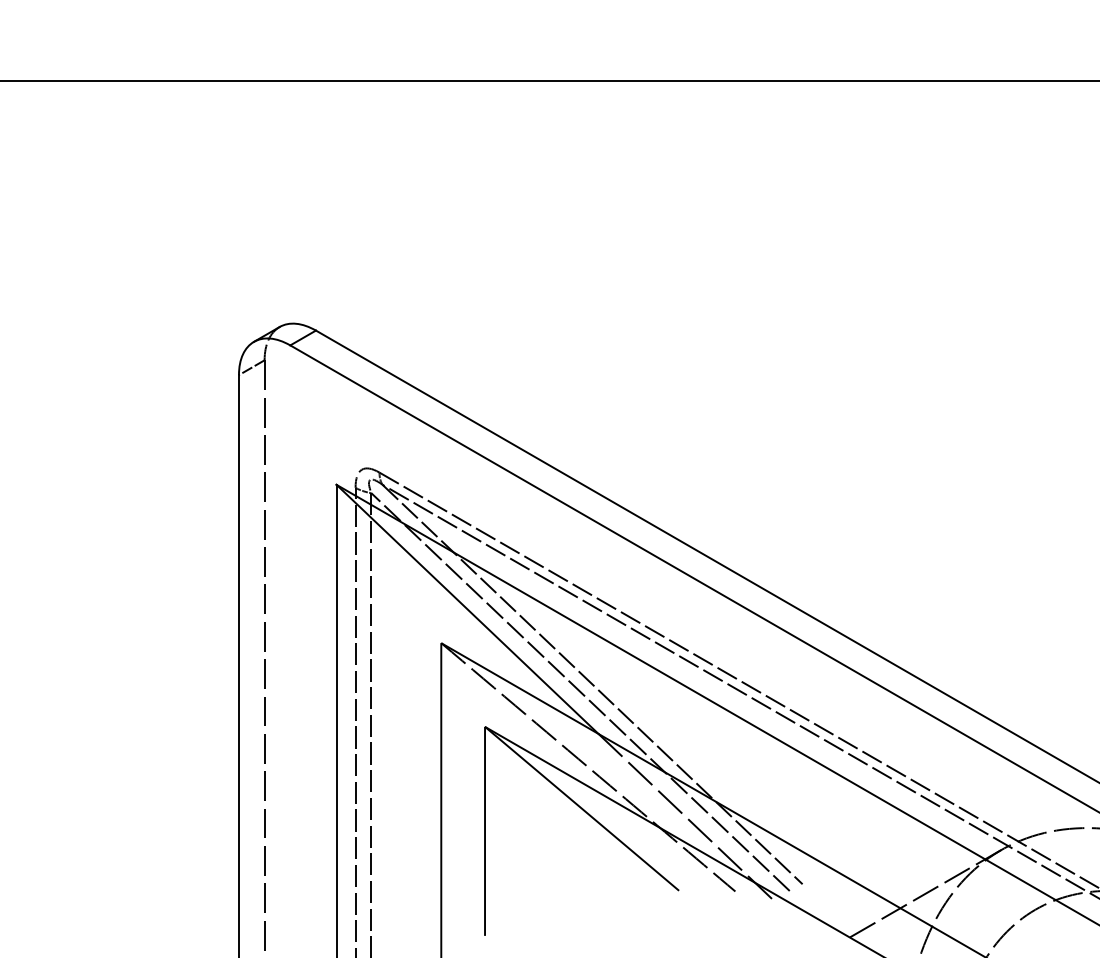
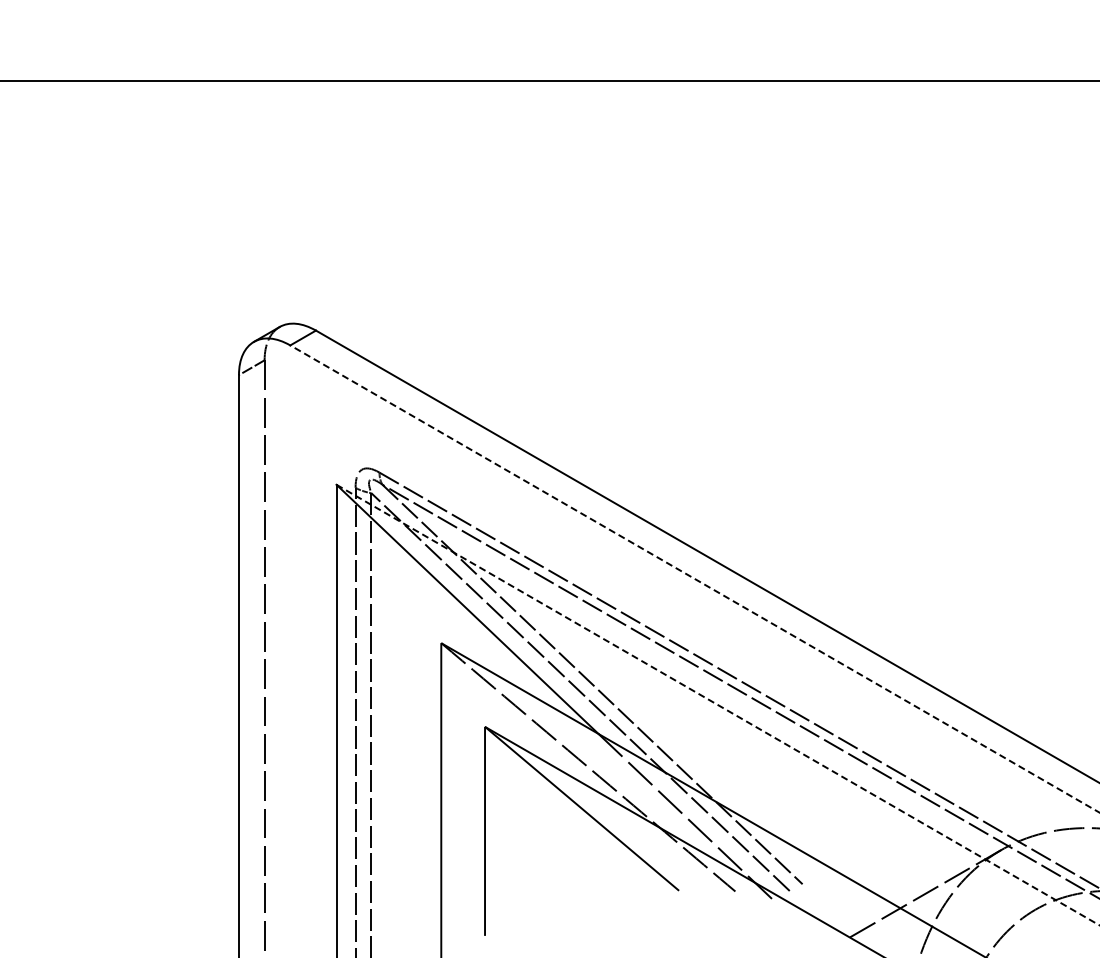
line: solid -> dashed (694, 578)
line: solid -> dashed (718, 705)
